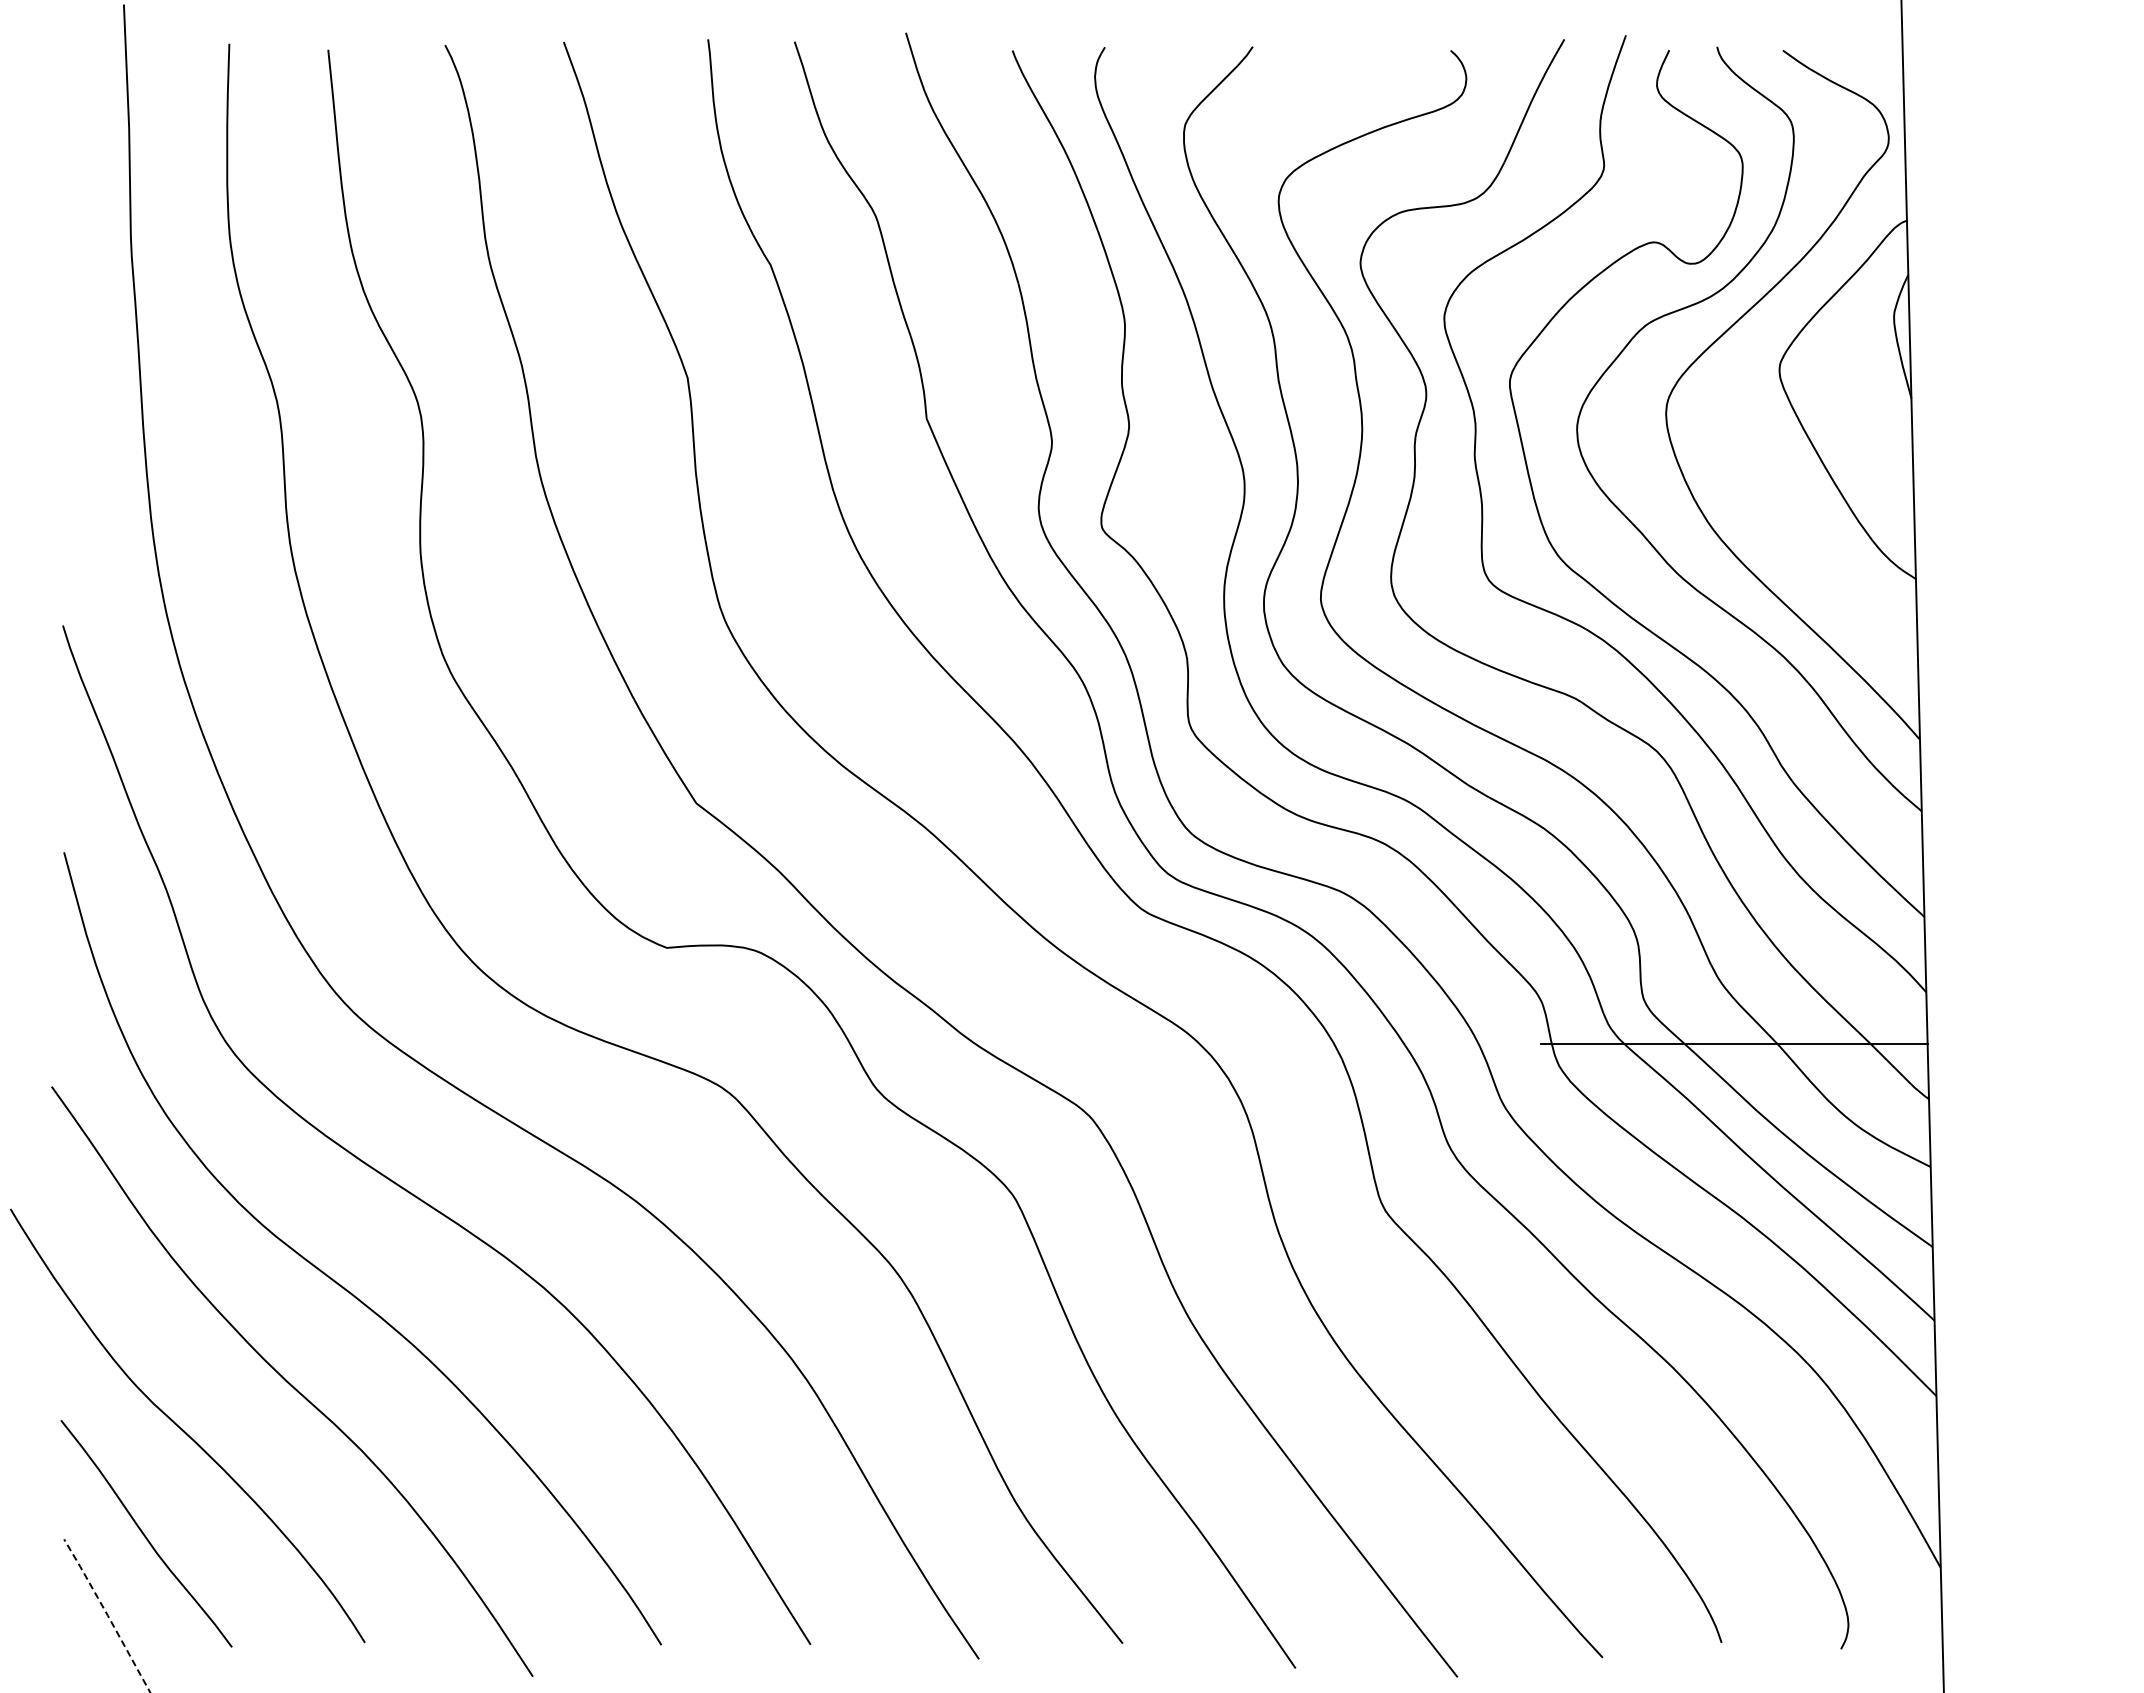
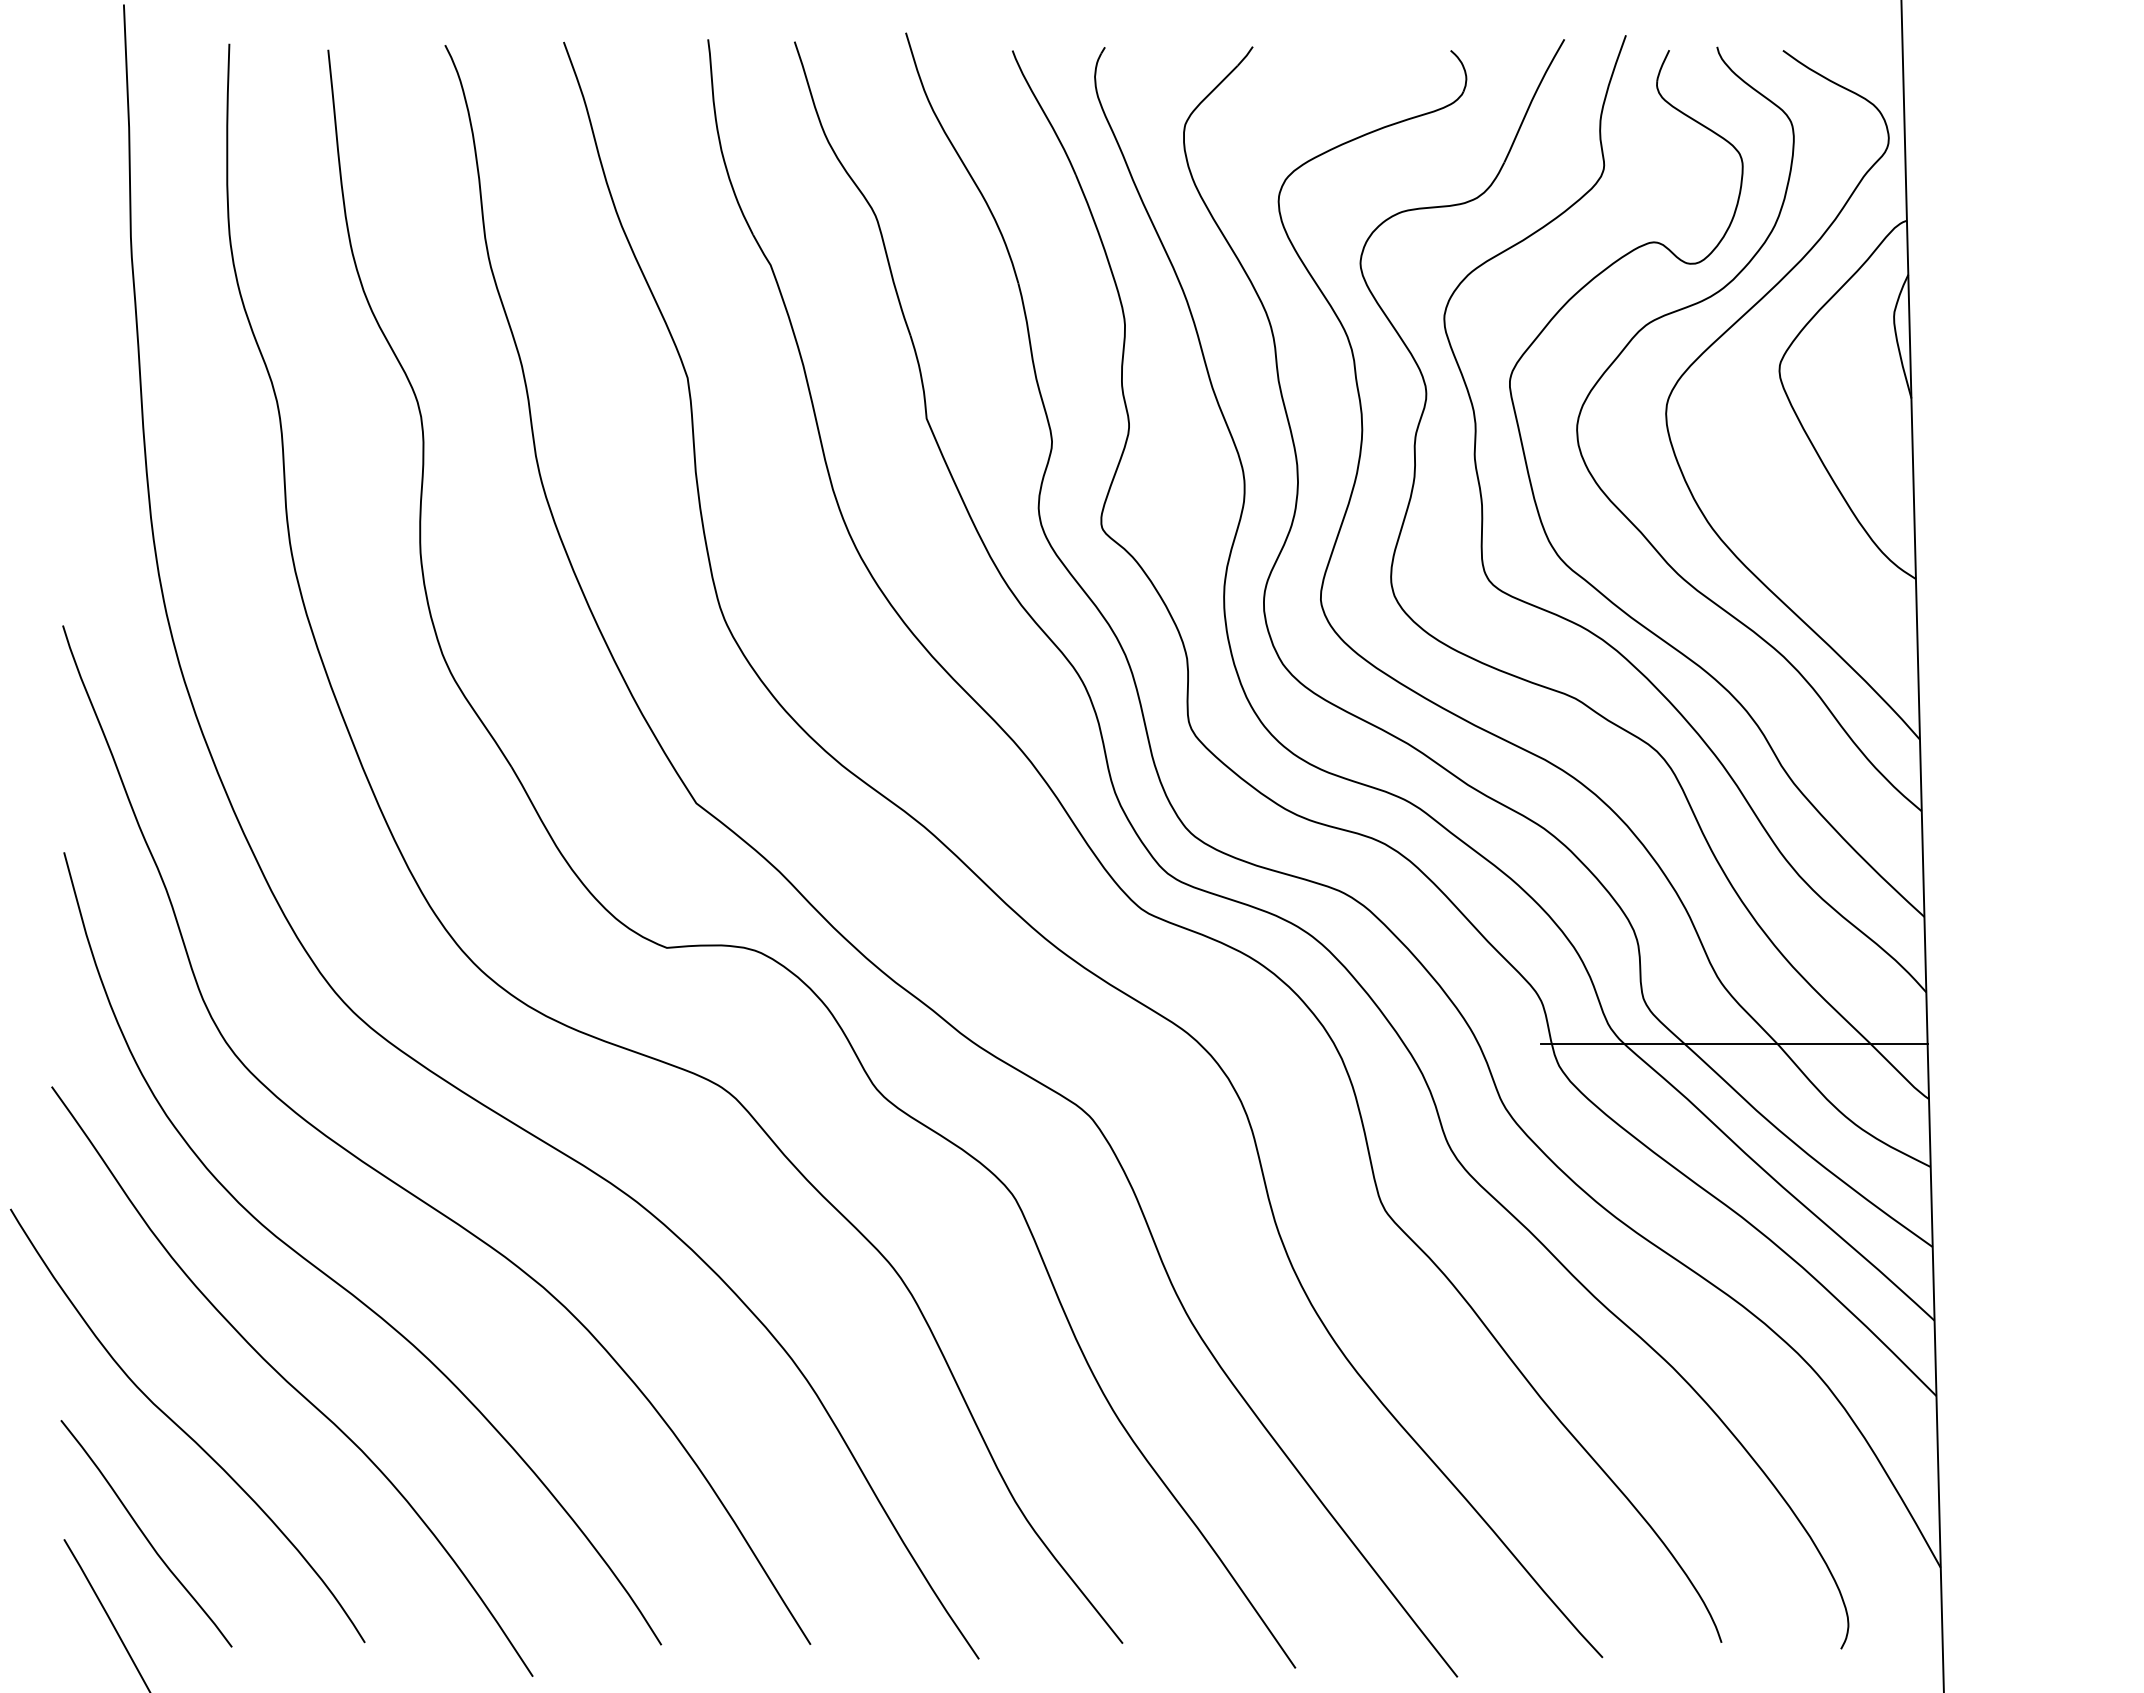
line: dashed -> solid (107, 1615)
